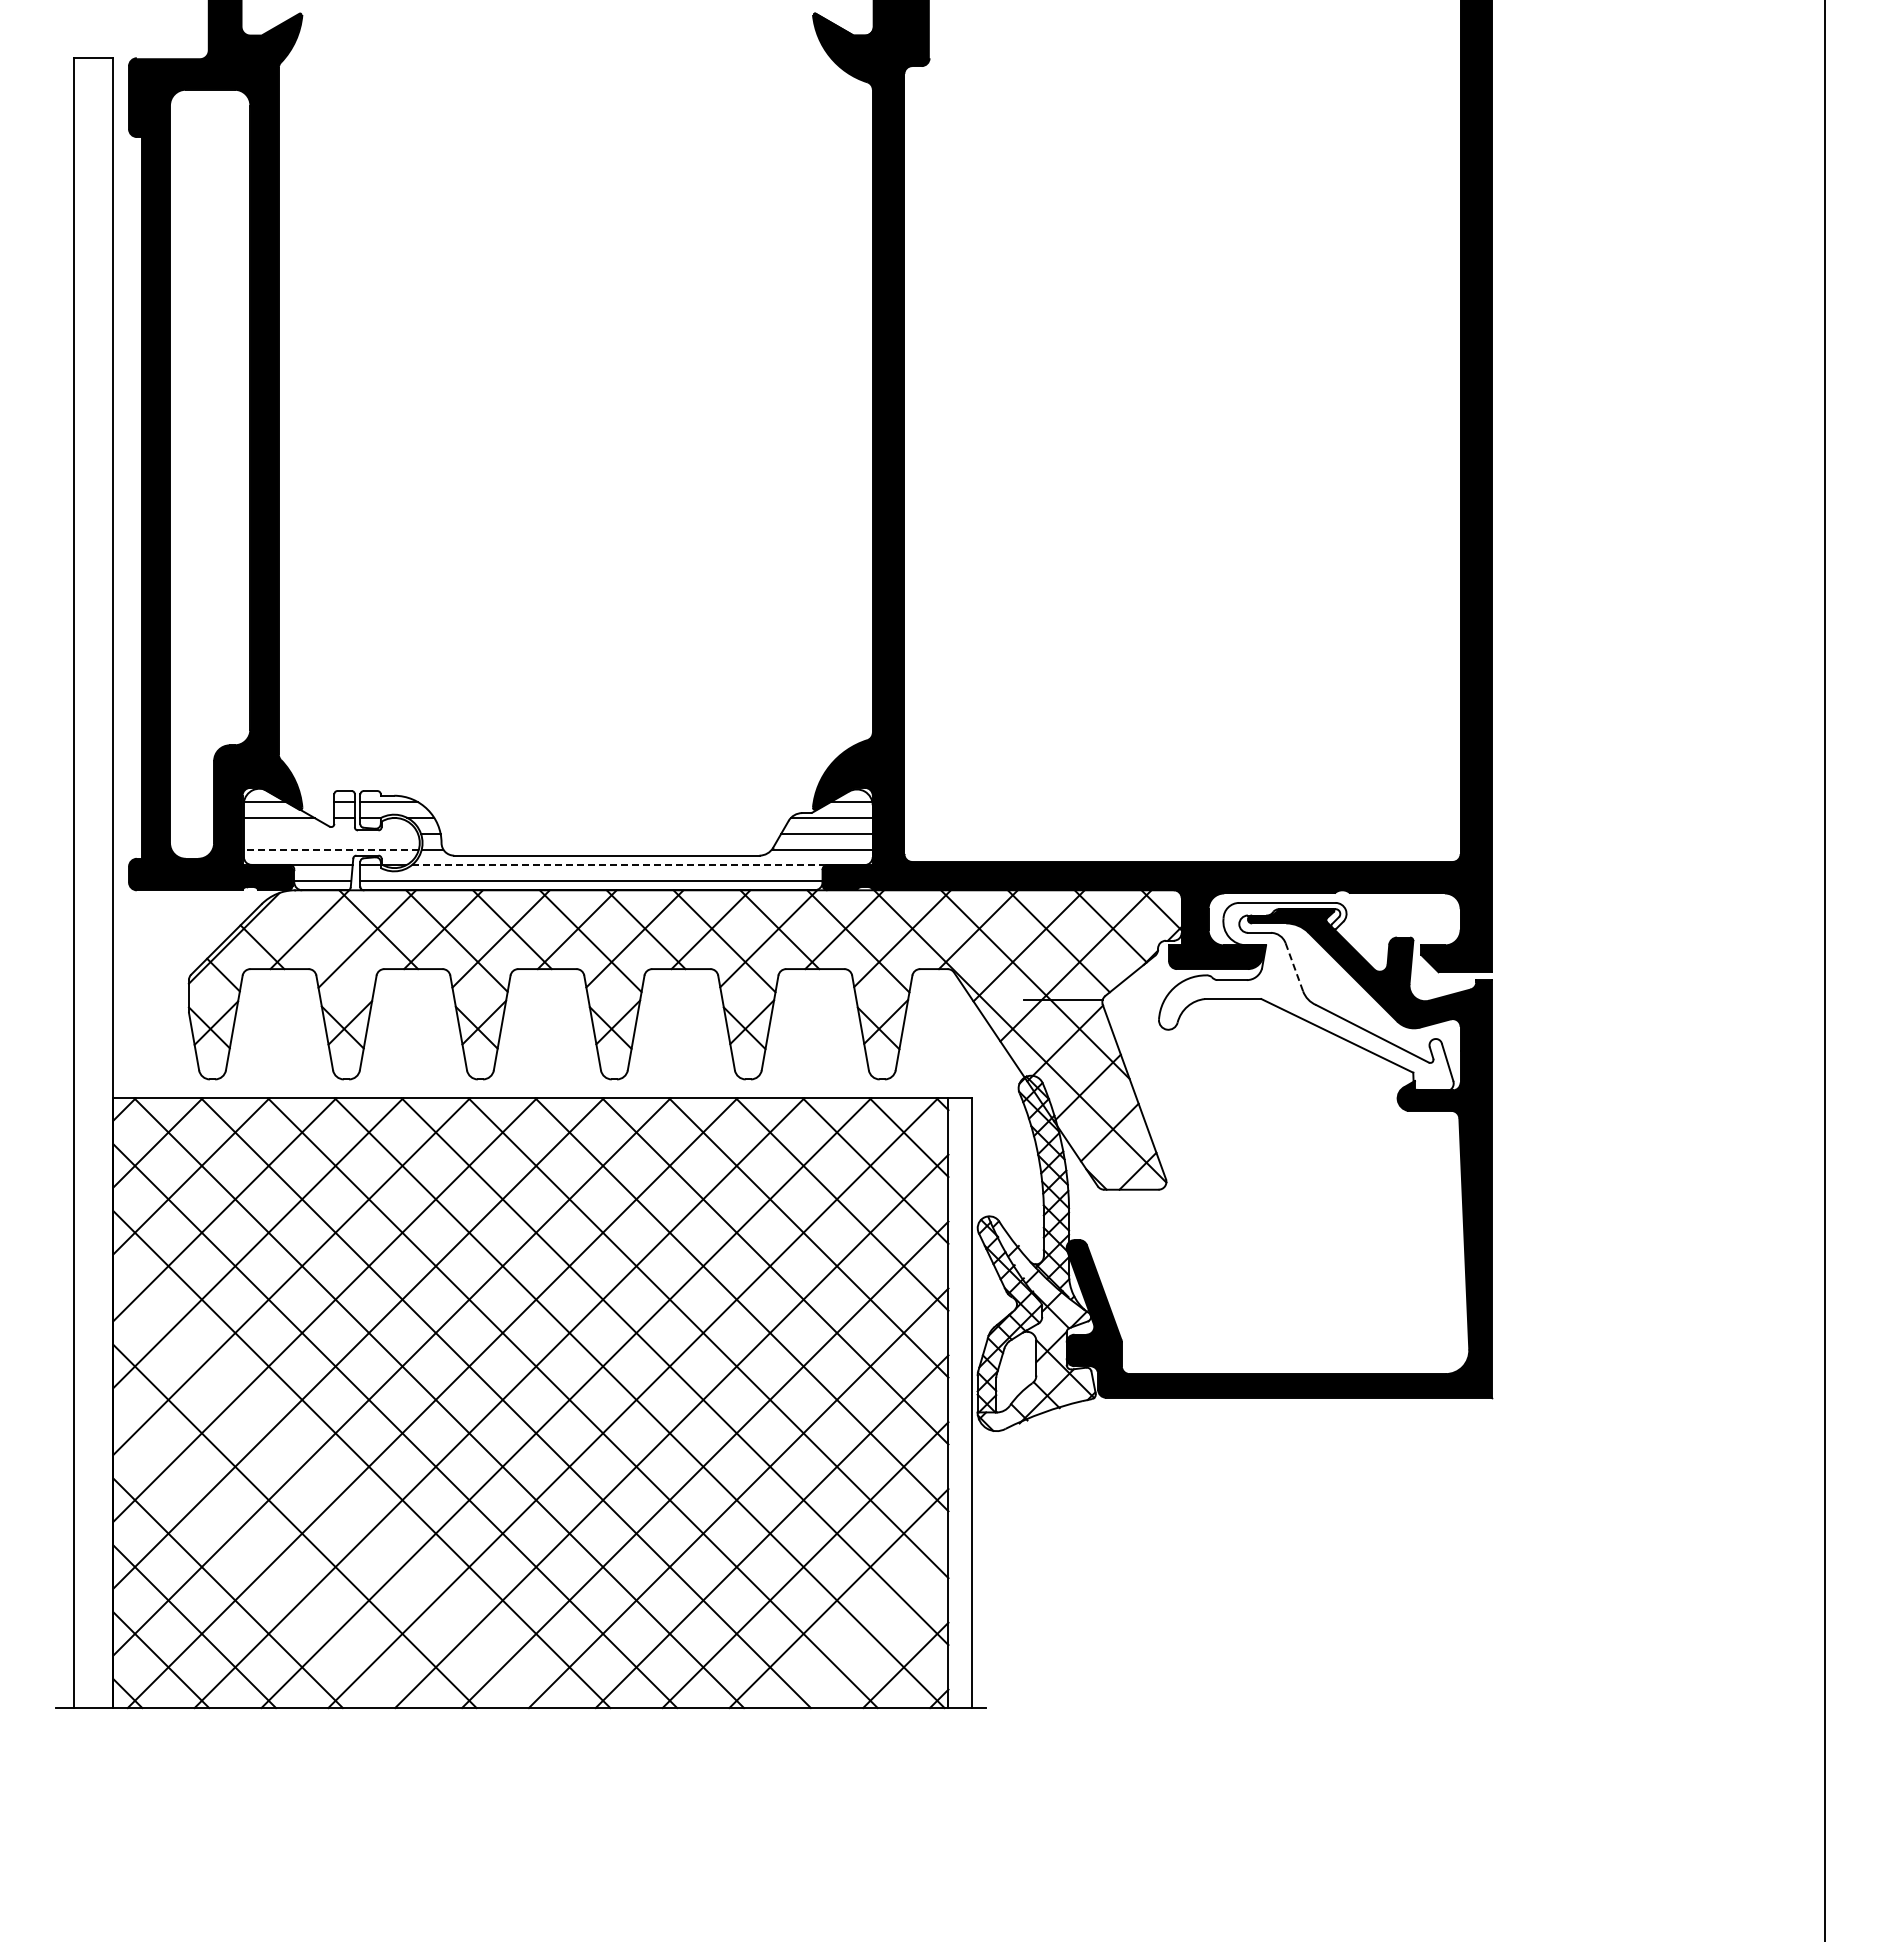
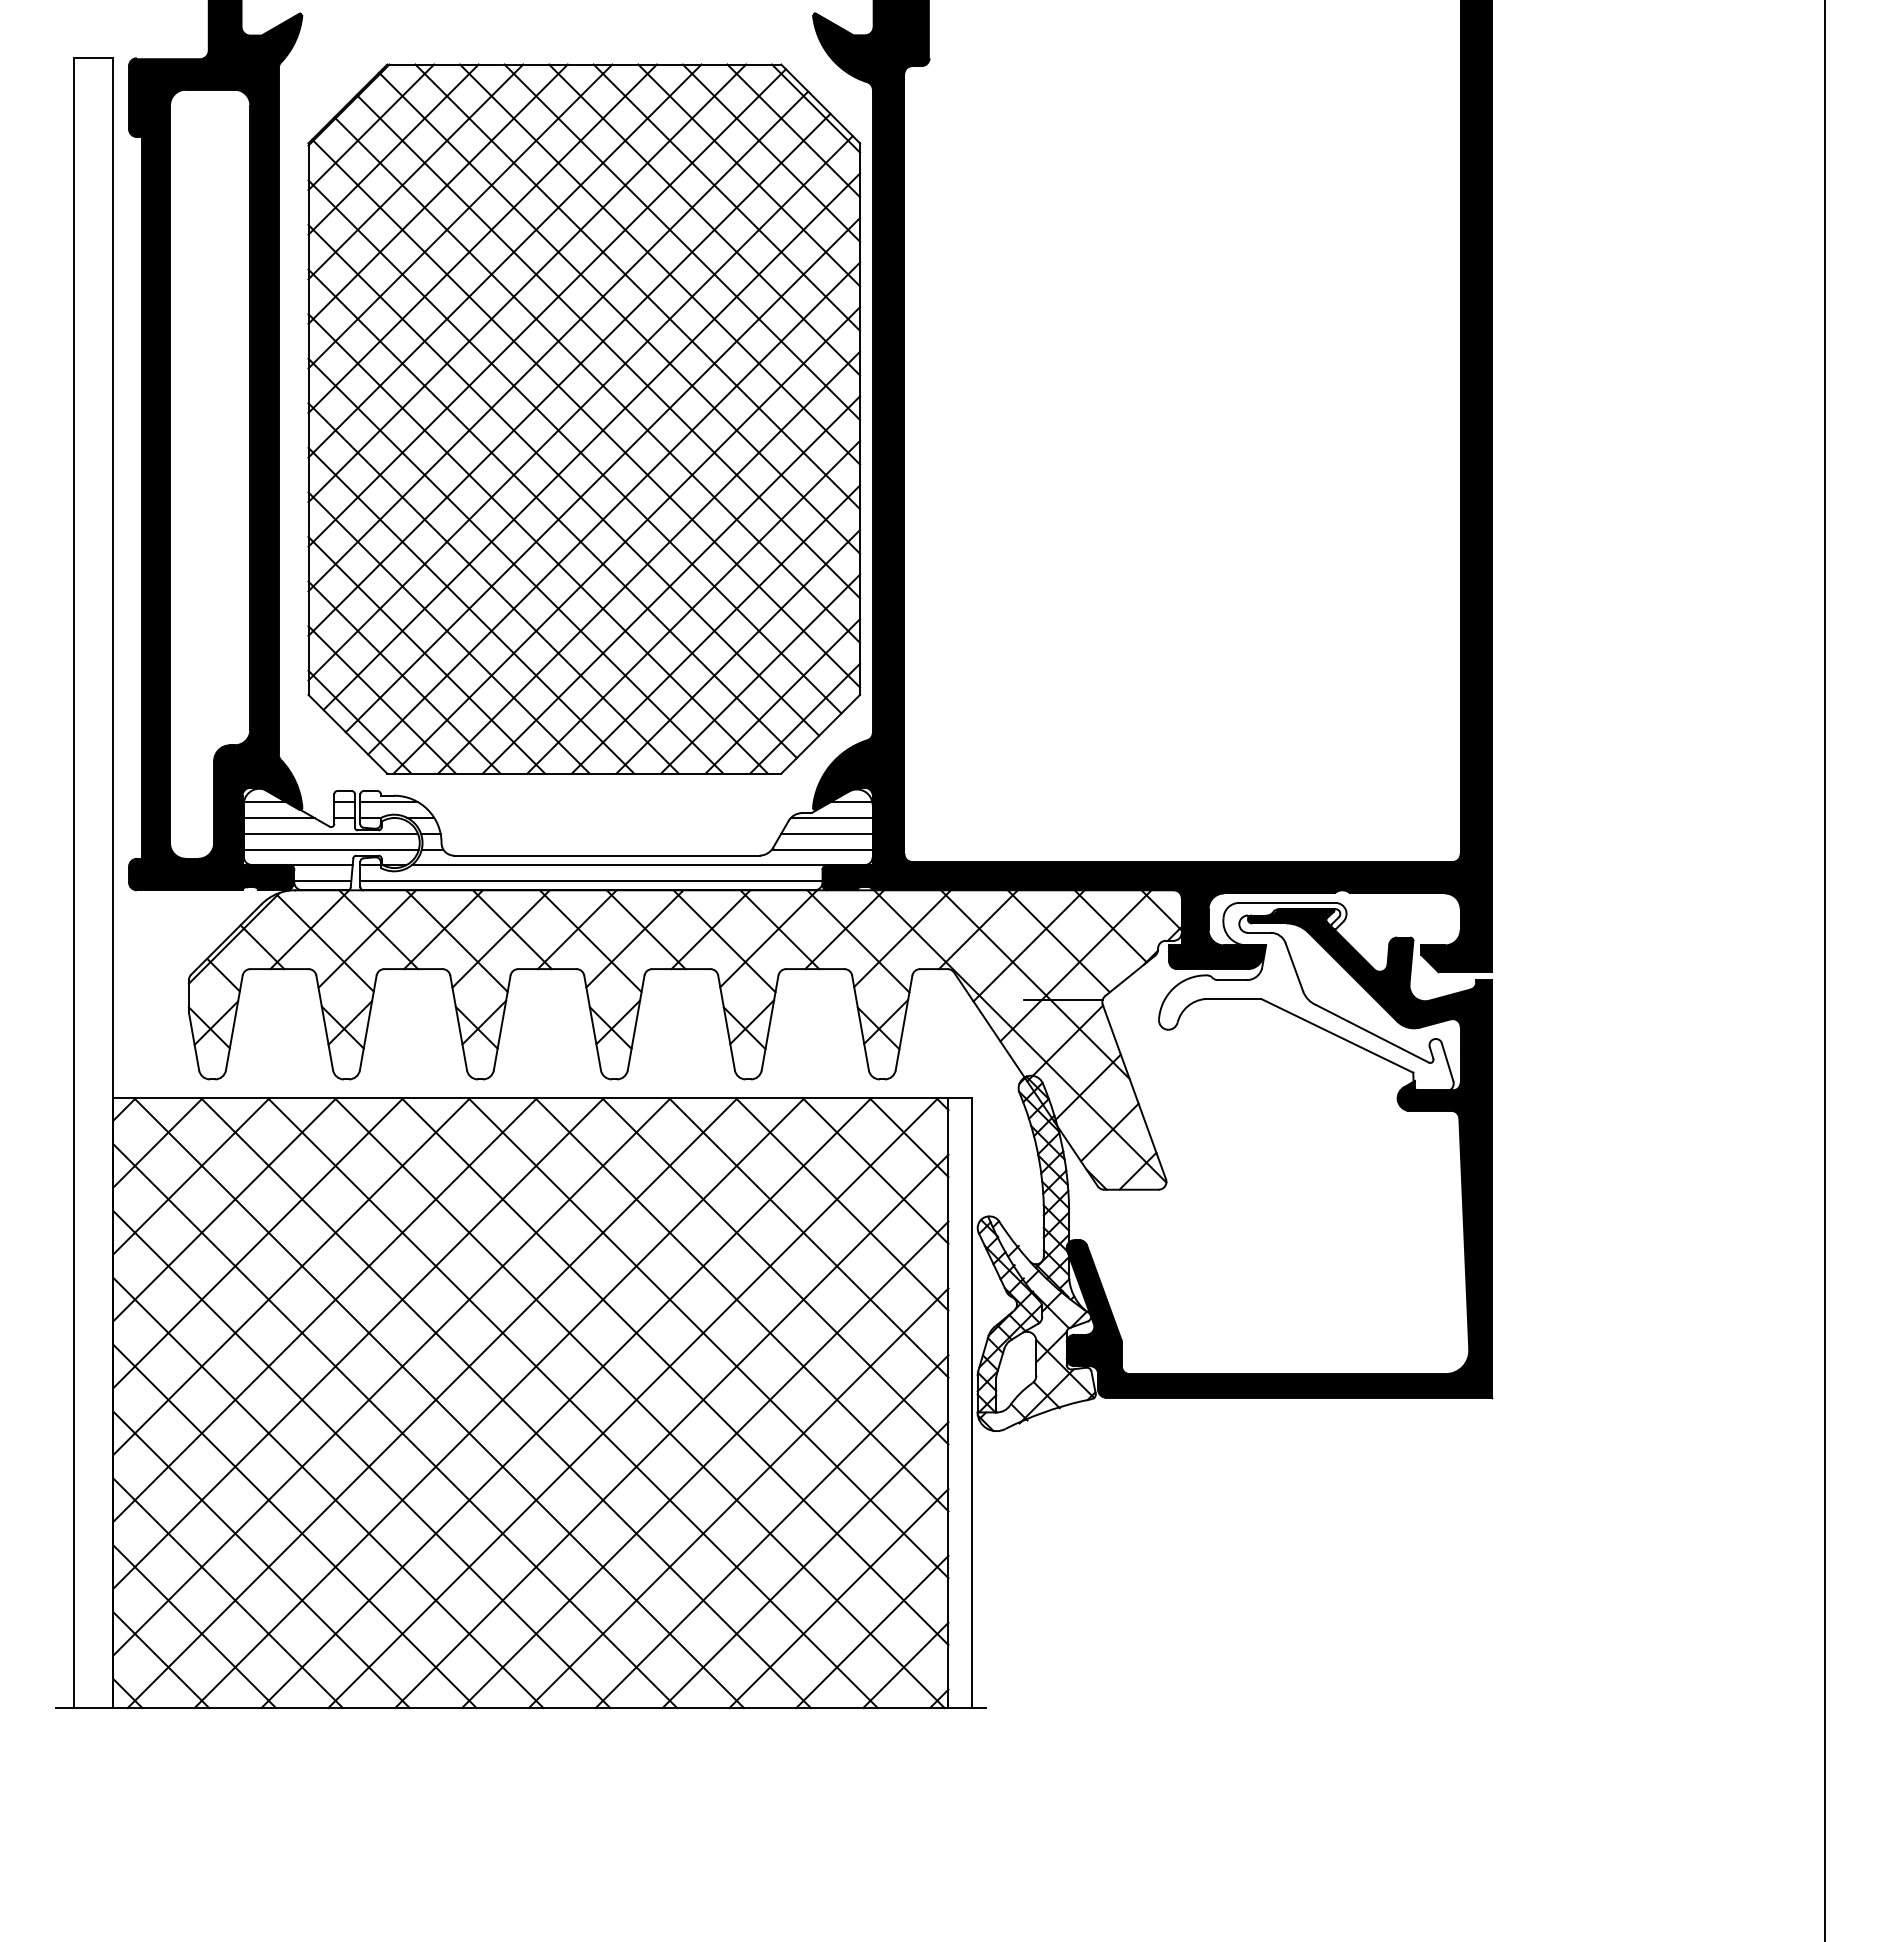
part: none -> present (584, 418)
line: none -> present (330, 833)
line: dashed -> solid (331, 849)
line: dashed -> solid (618, 865)
line: none -> present (324, 942)
line: dashed -> solid (1294, 967)
line: none -> present (328, 1492)
line: none -> present (261, 1559)
line: none -> present (872, 1631)
